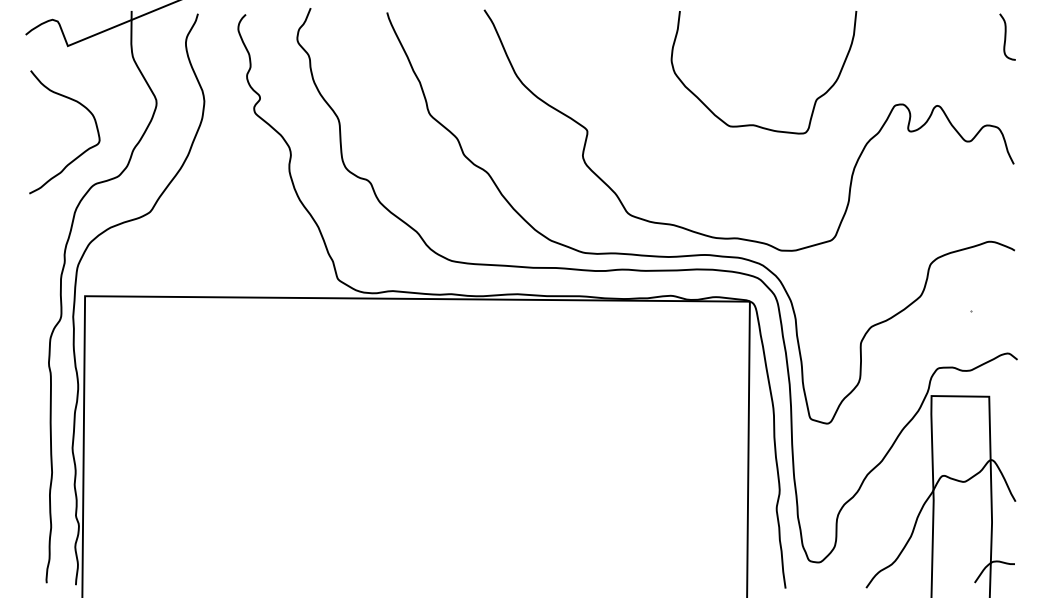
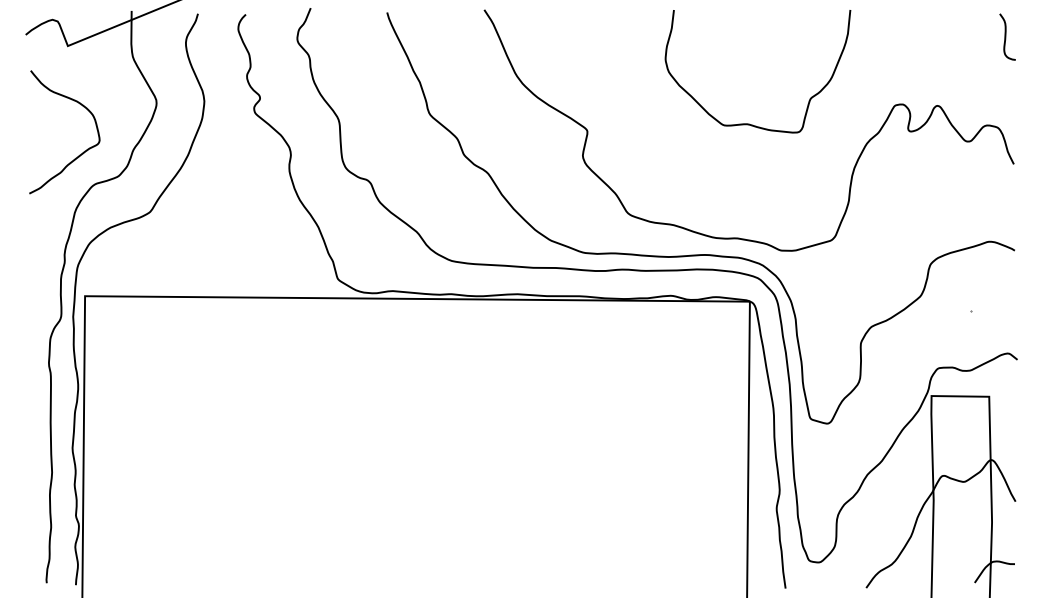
curve position: (755, 124) -> (749, 123) (749, 123)
